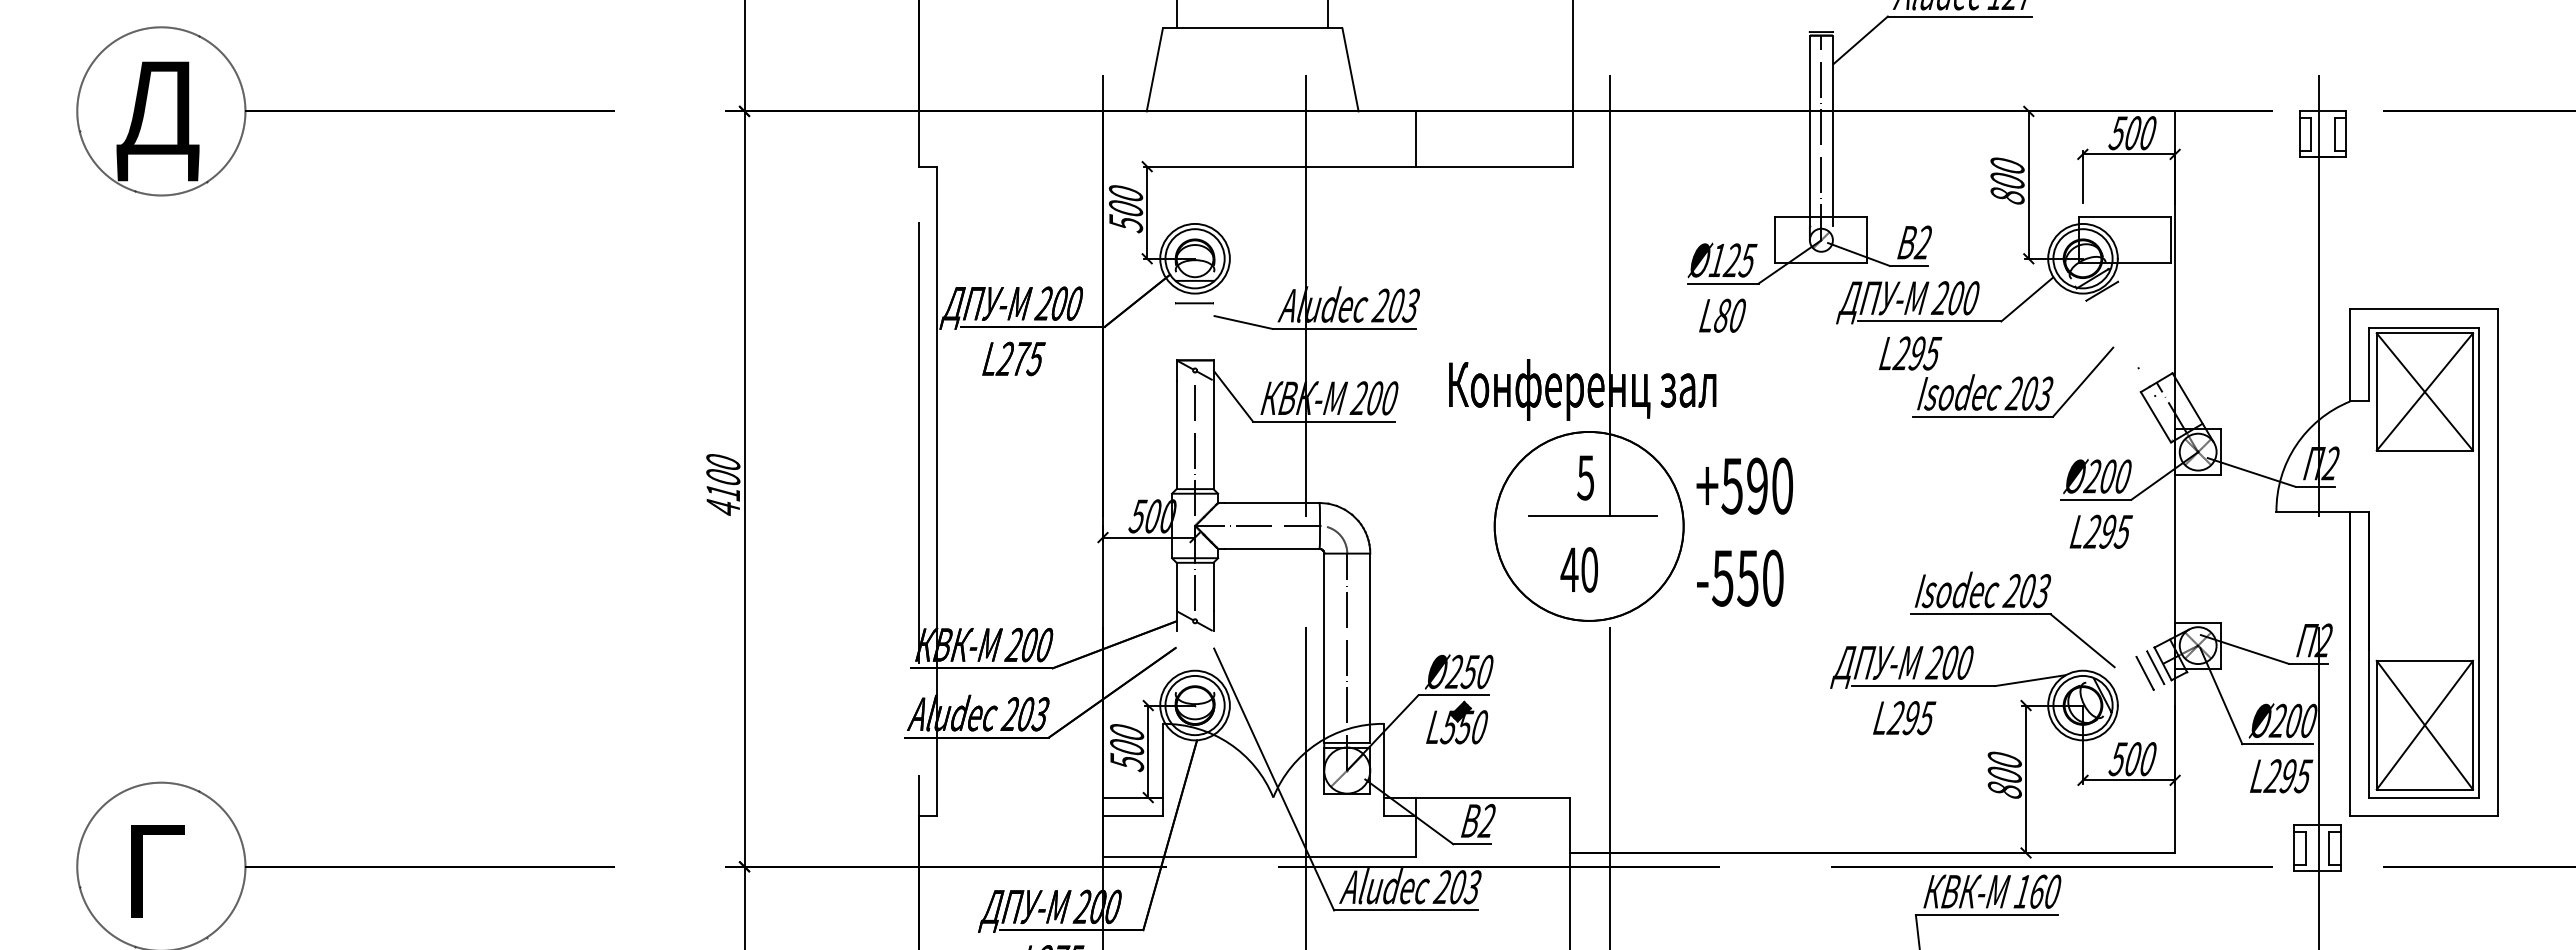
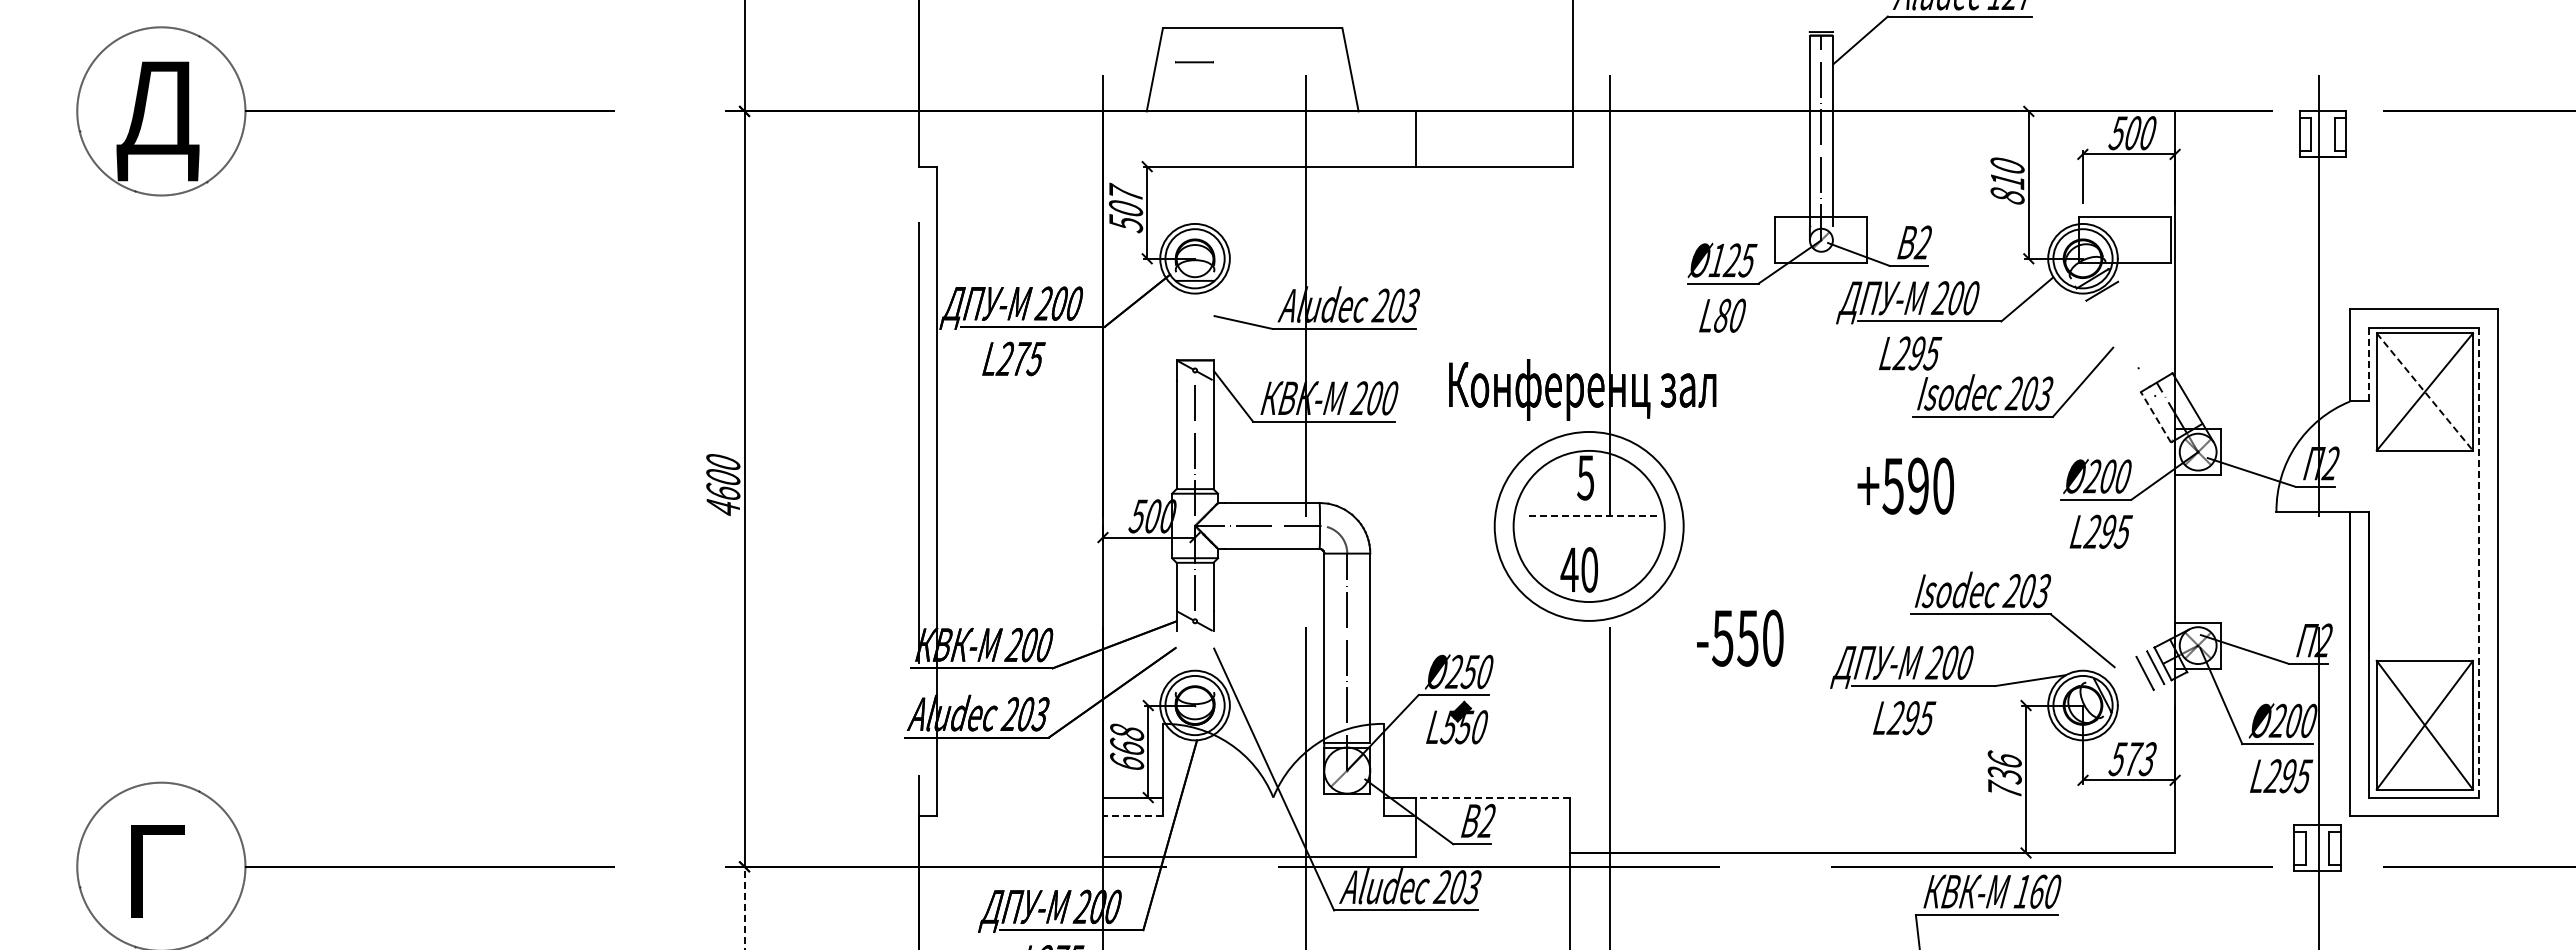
line: present -> none (1177, 15)
line: present -> none (1328, 15)
text: 800 -> 810 (2007, 180)
text: 500 -> 507 (1125, 191)
line position: (1194, 303) -> (1194, 62) (1194, 62)
line: solid -> dashed (2368, 364)
line: solid -> dashed (2424, 392)
line: solid -> dashed (2155, 416)
text position: (1744, 485) -> (1905, 485) (1905, 485)
text: 4100 -> 4600 (723, 491)
line: solid -> dashed (1593, 515)
circle diameter: 189 px -> 151 px (1588, 526)
line: solid -> dashed (2479, 562)
text position: (1740, 577) -> (1740, 637) (1740, 637)
text: 500 -> 668 (1127, 747)
text: 500 -> 573 (2140, 759)
text: 800 -> 736 (2004, 774)
line: solid -> dashed (1492, 797)
line: solid -> dashed (1132, 816)
line: solid -> dashed (744, 907)
